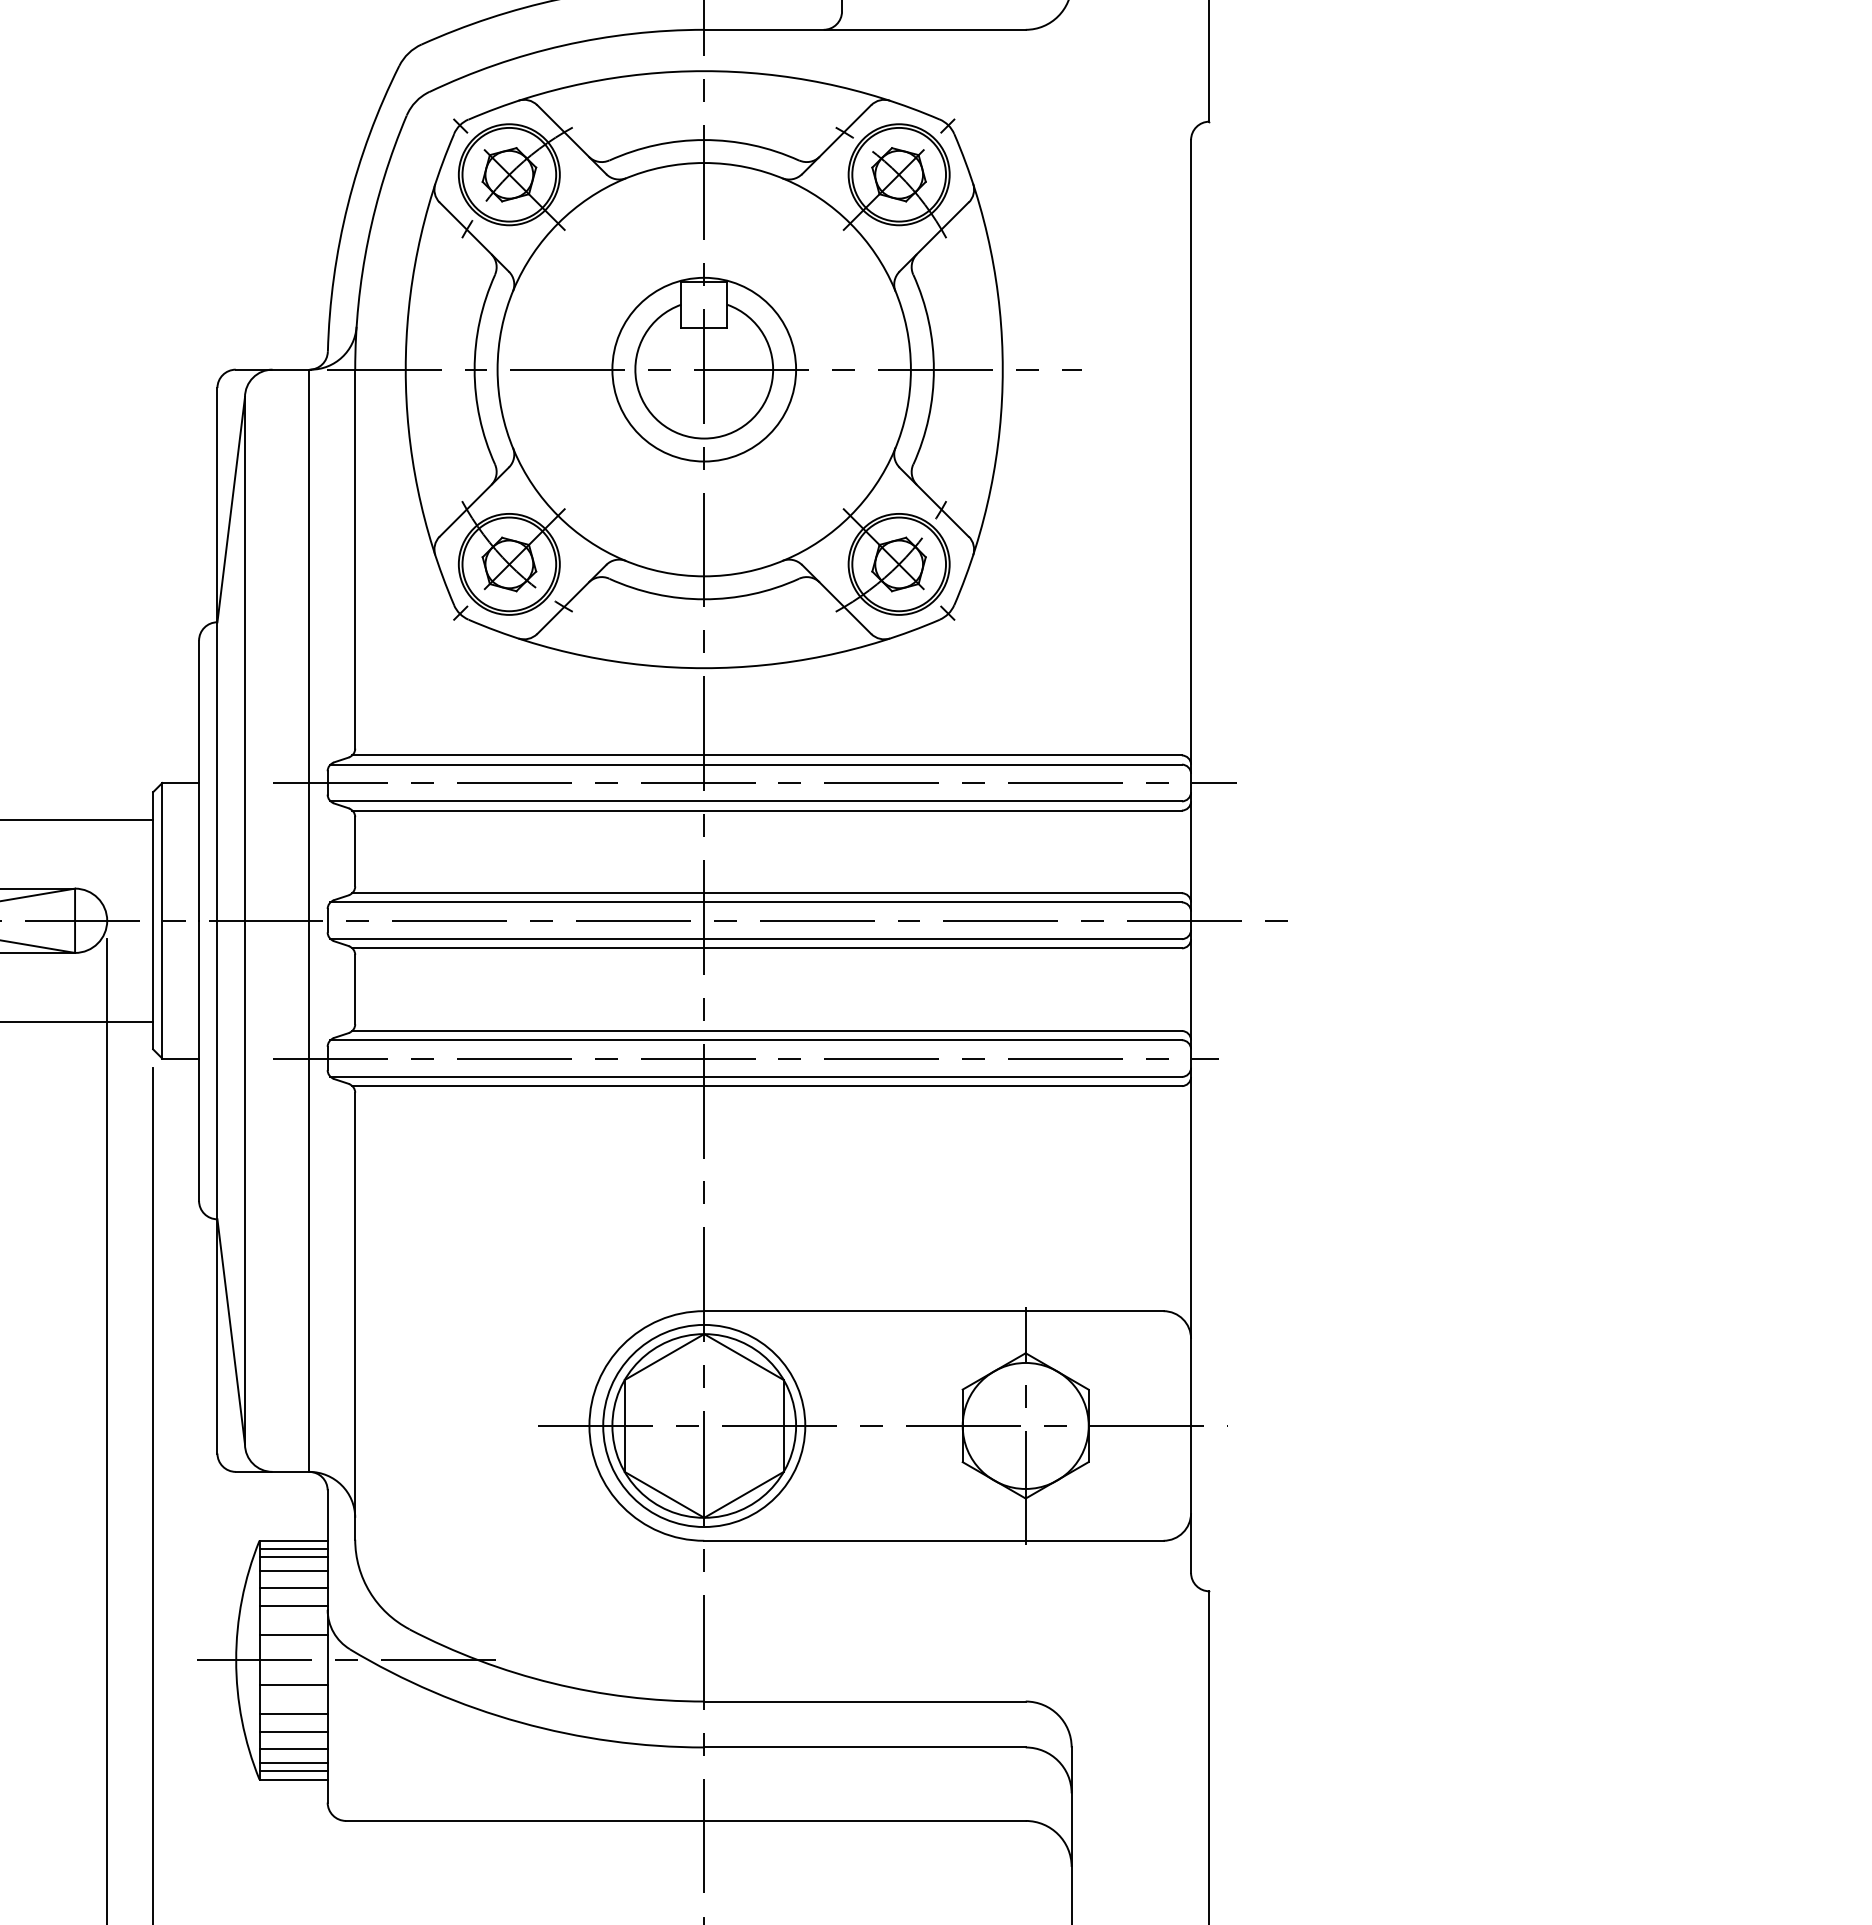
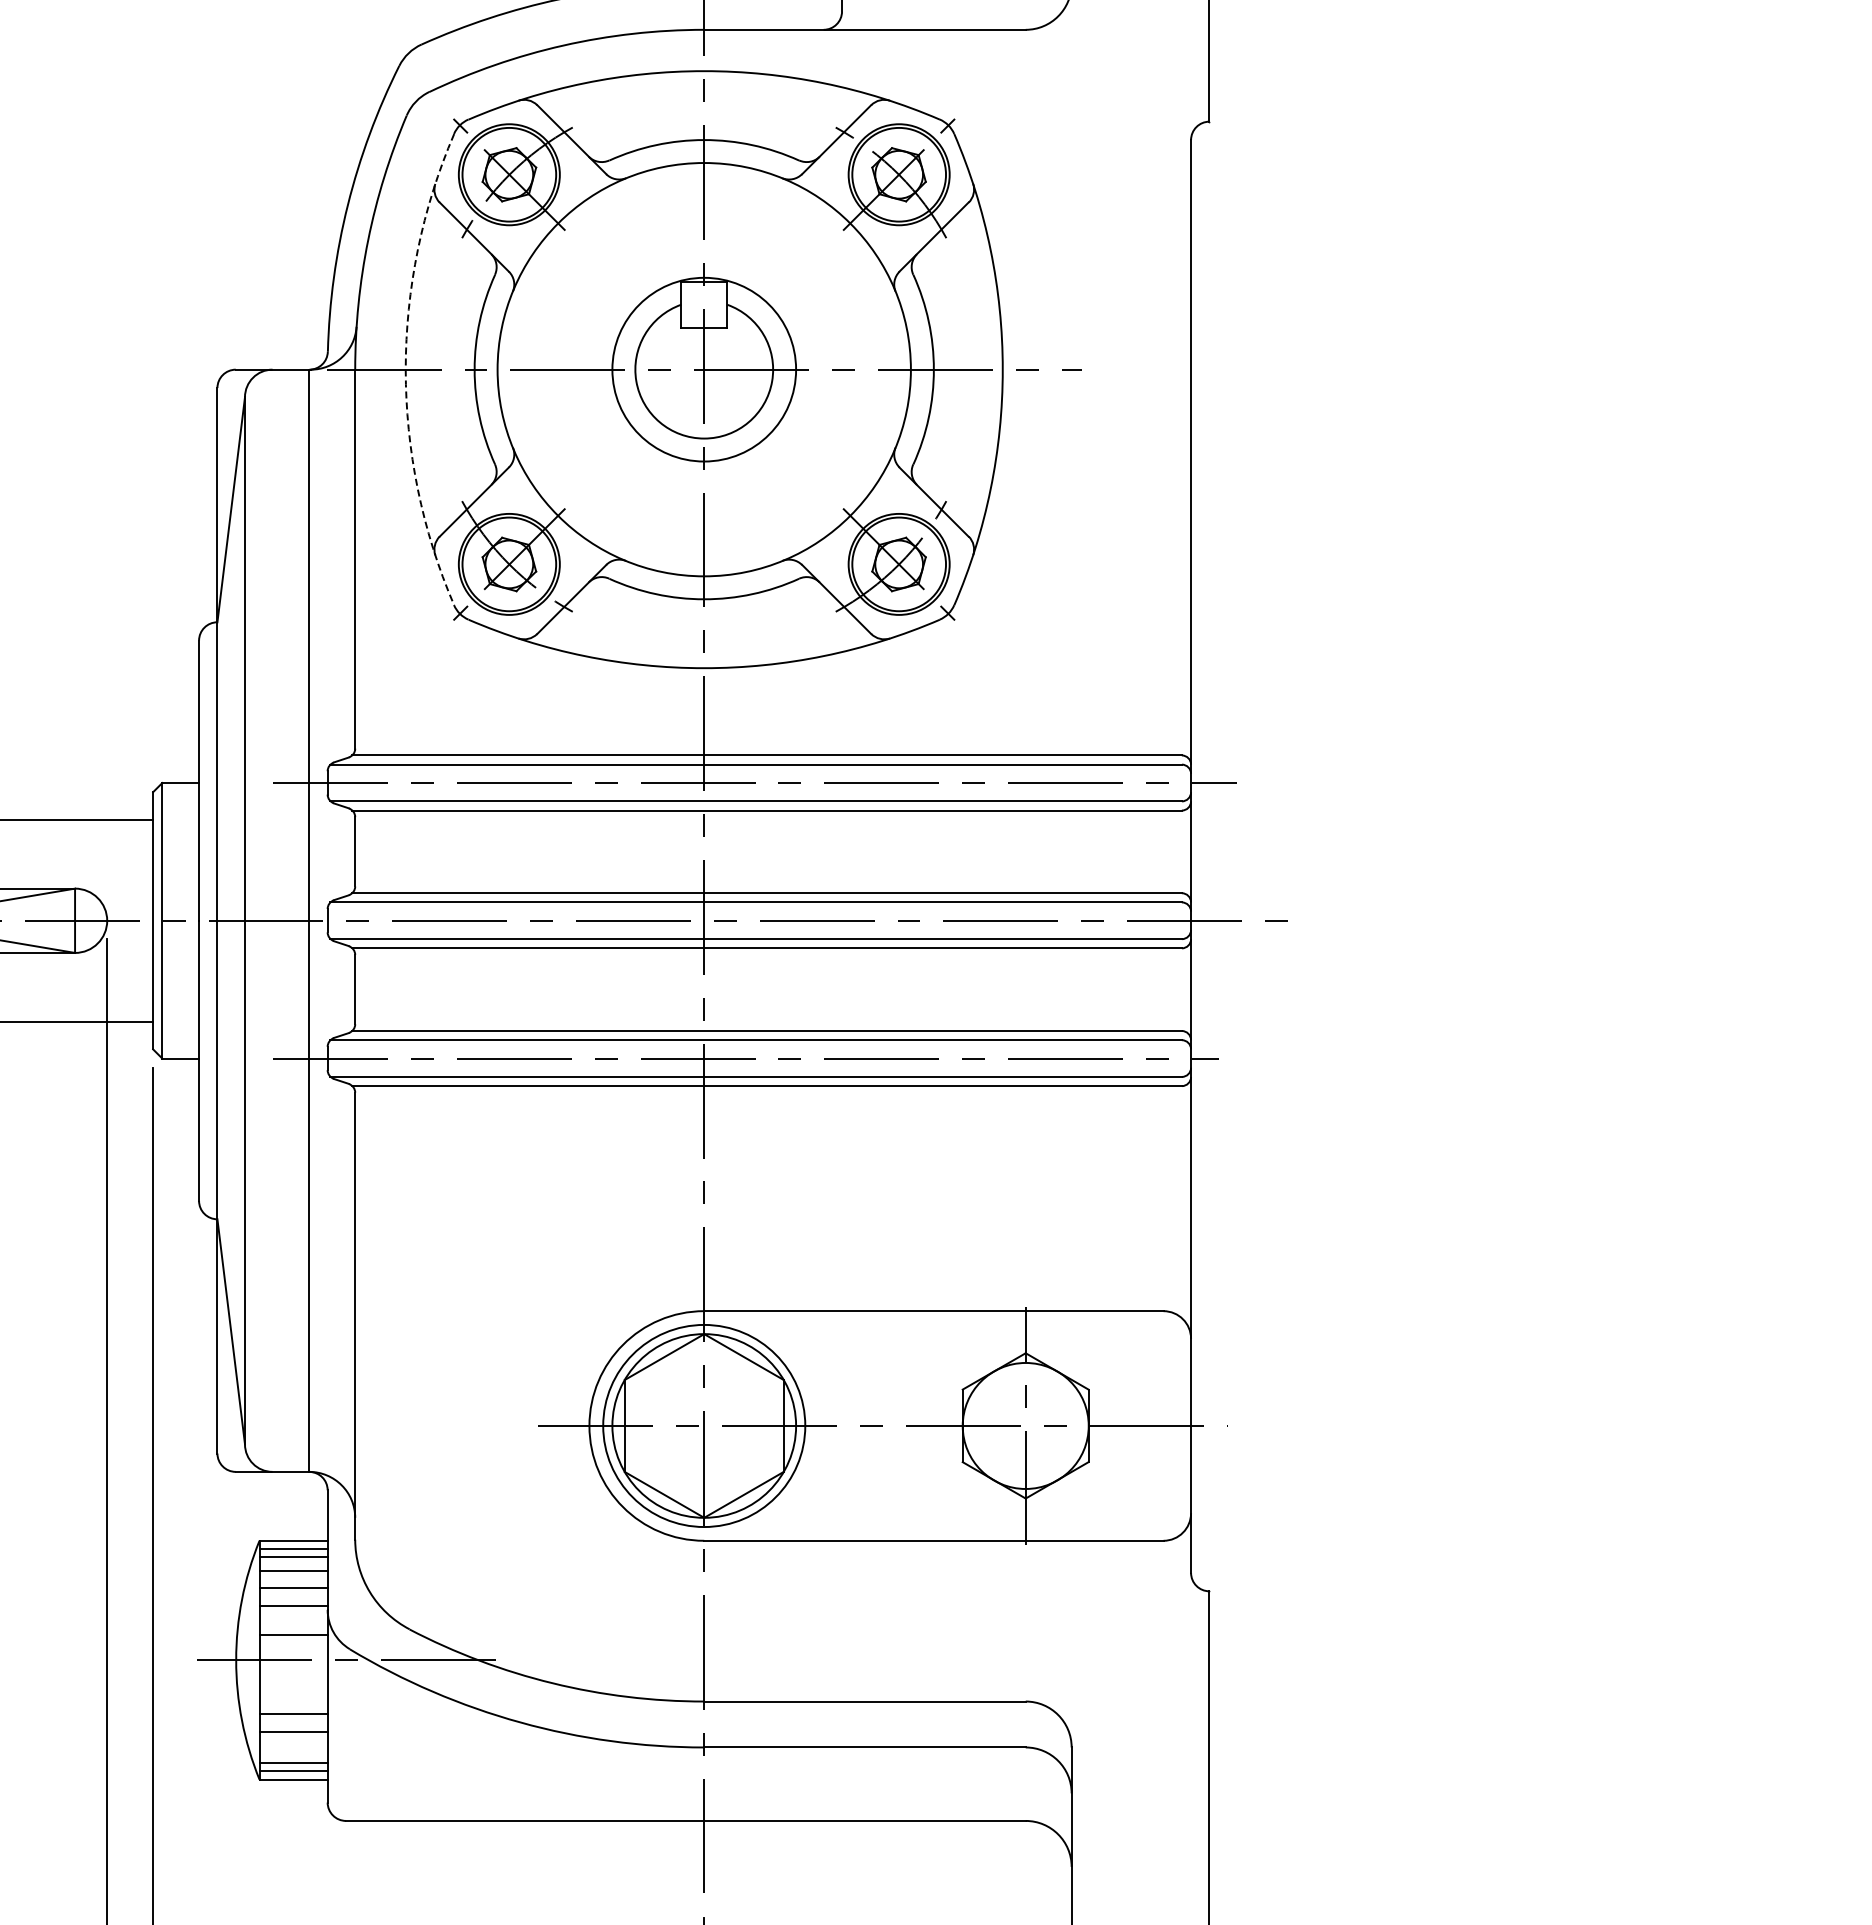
arc: solid -> dashed (405, 369)
line: present -> none (293, 1685)
line: present -> none (293, 1748)
